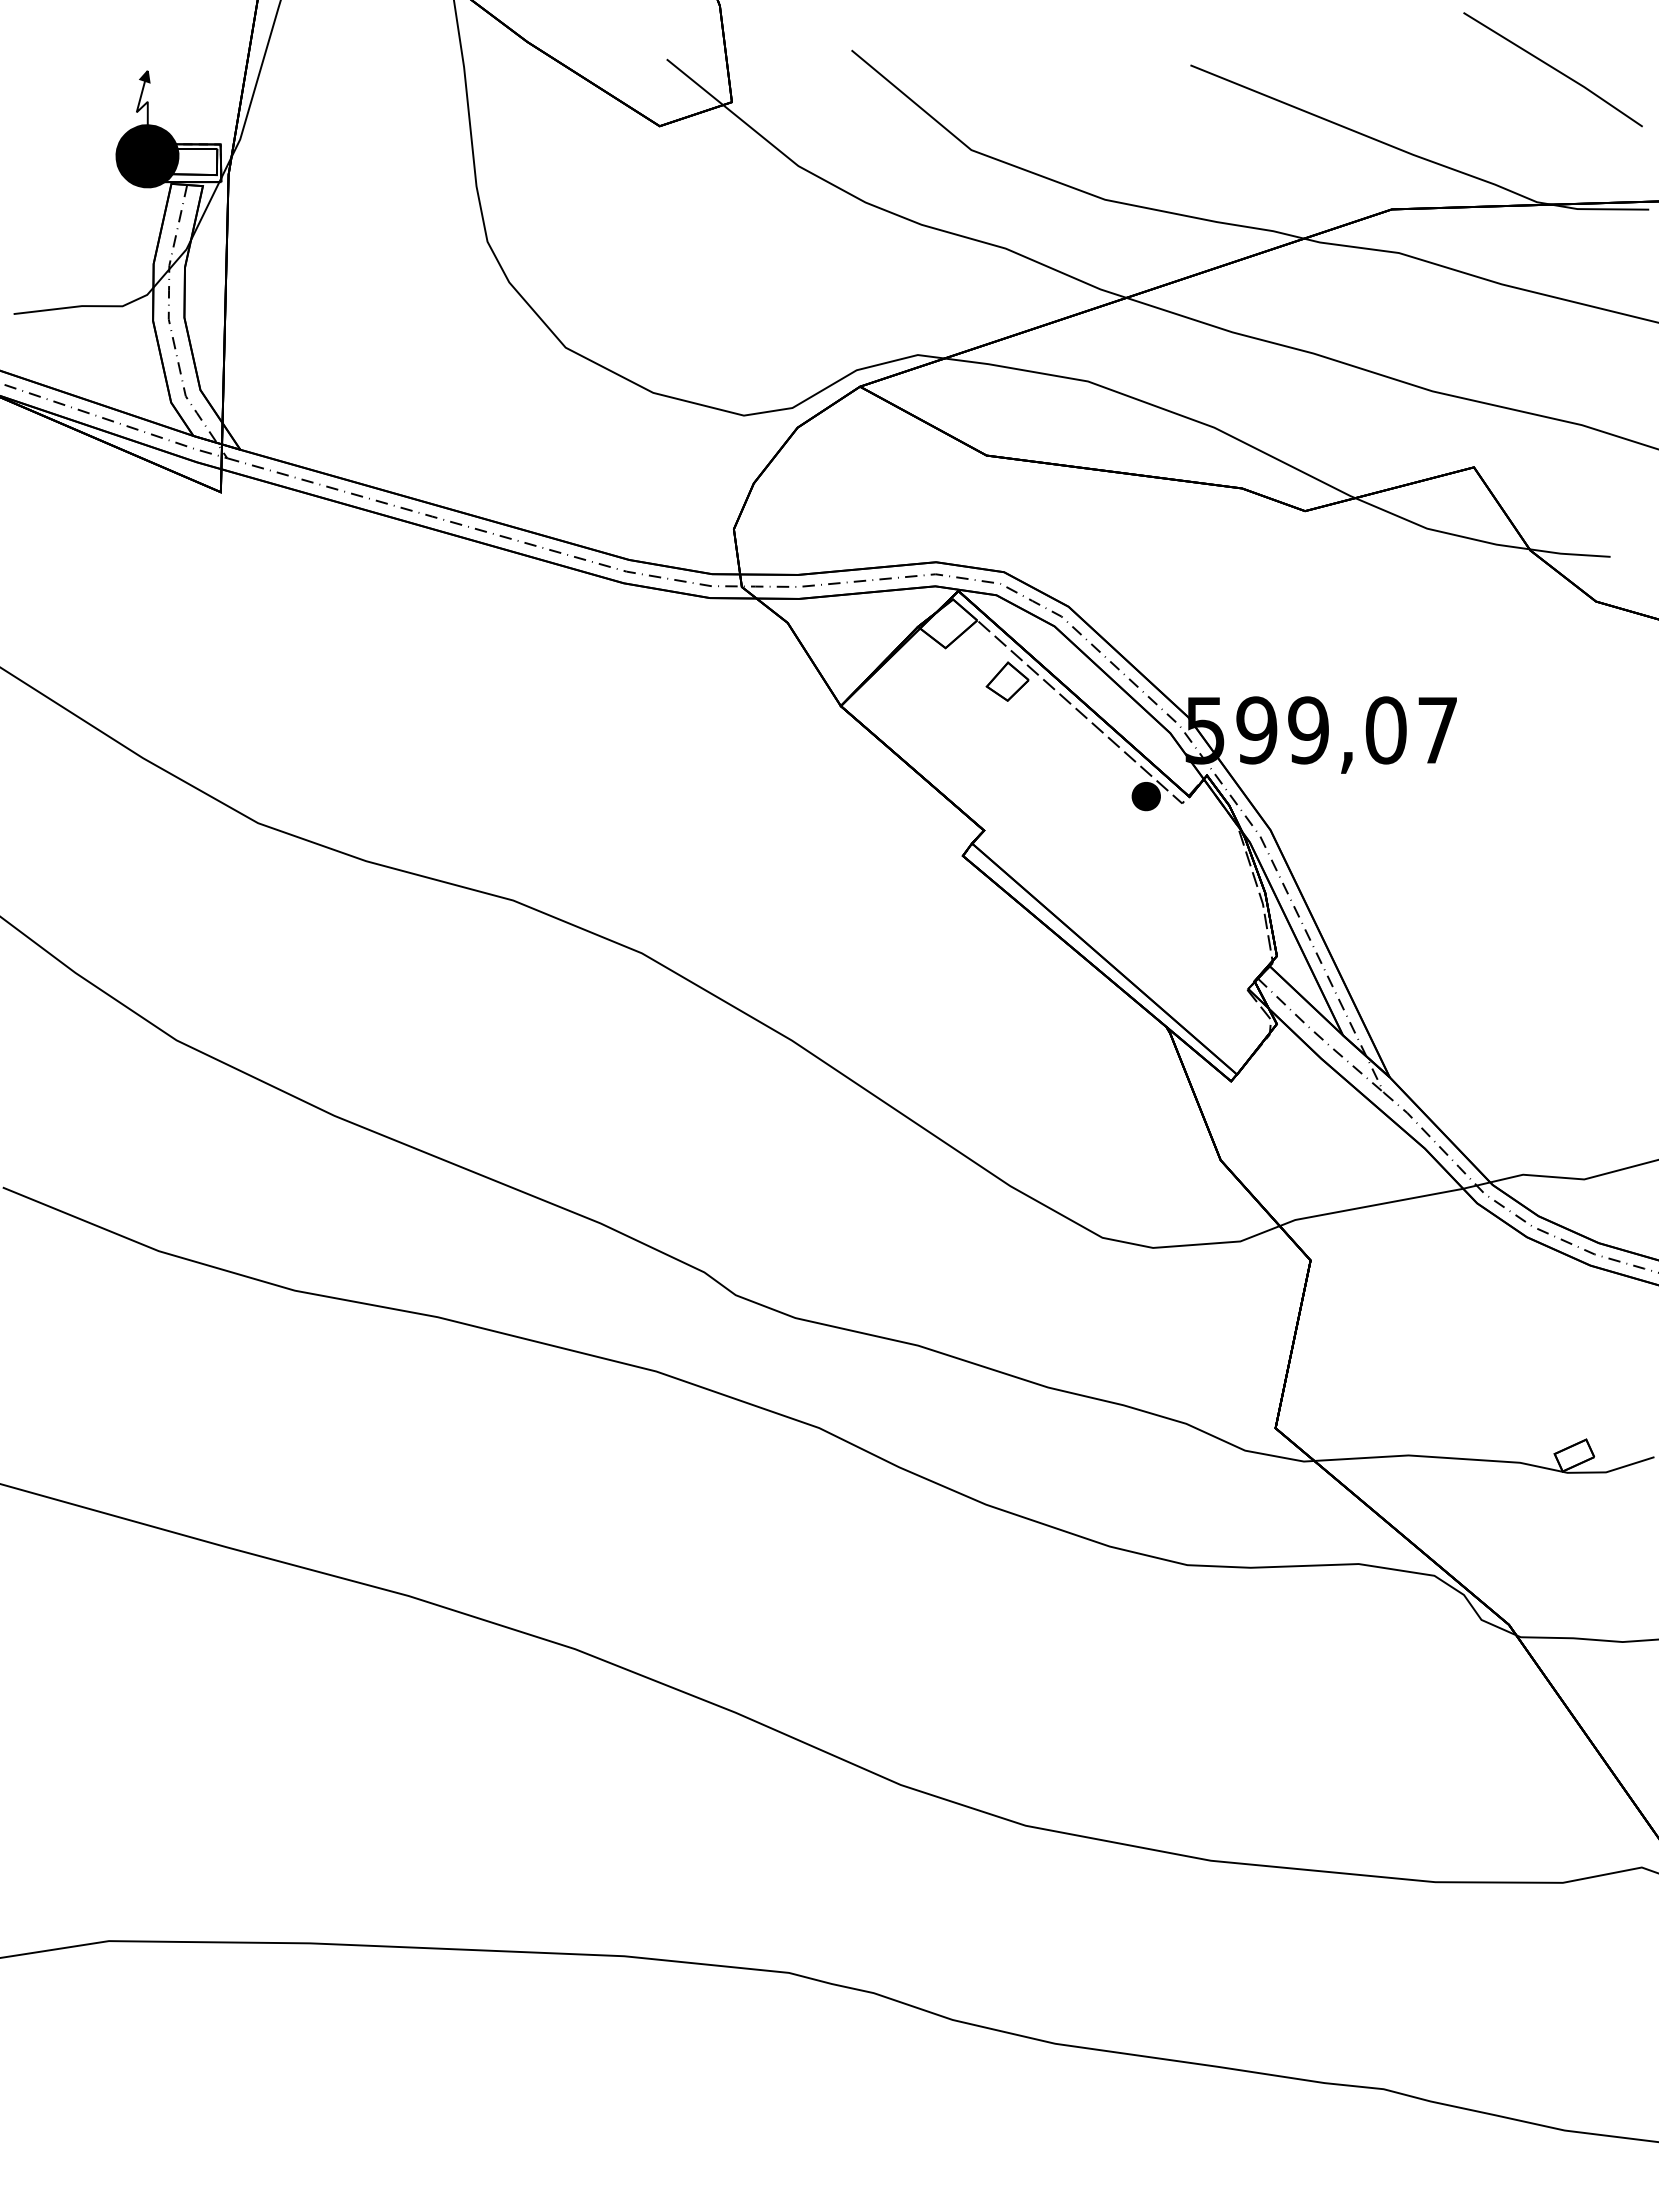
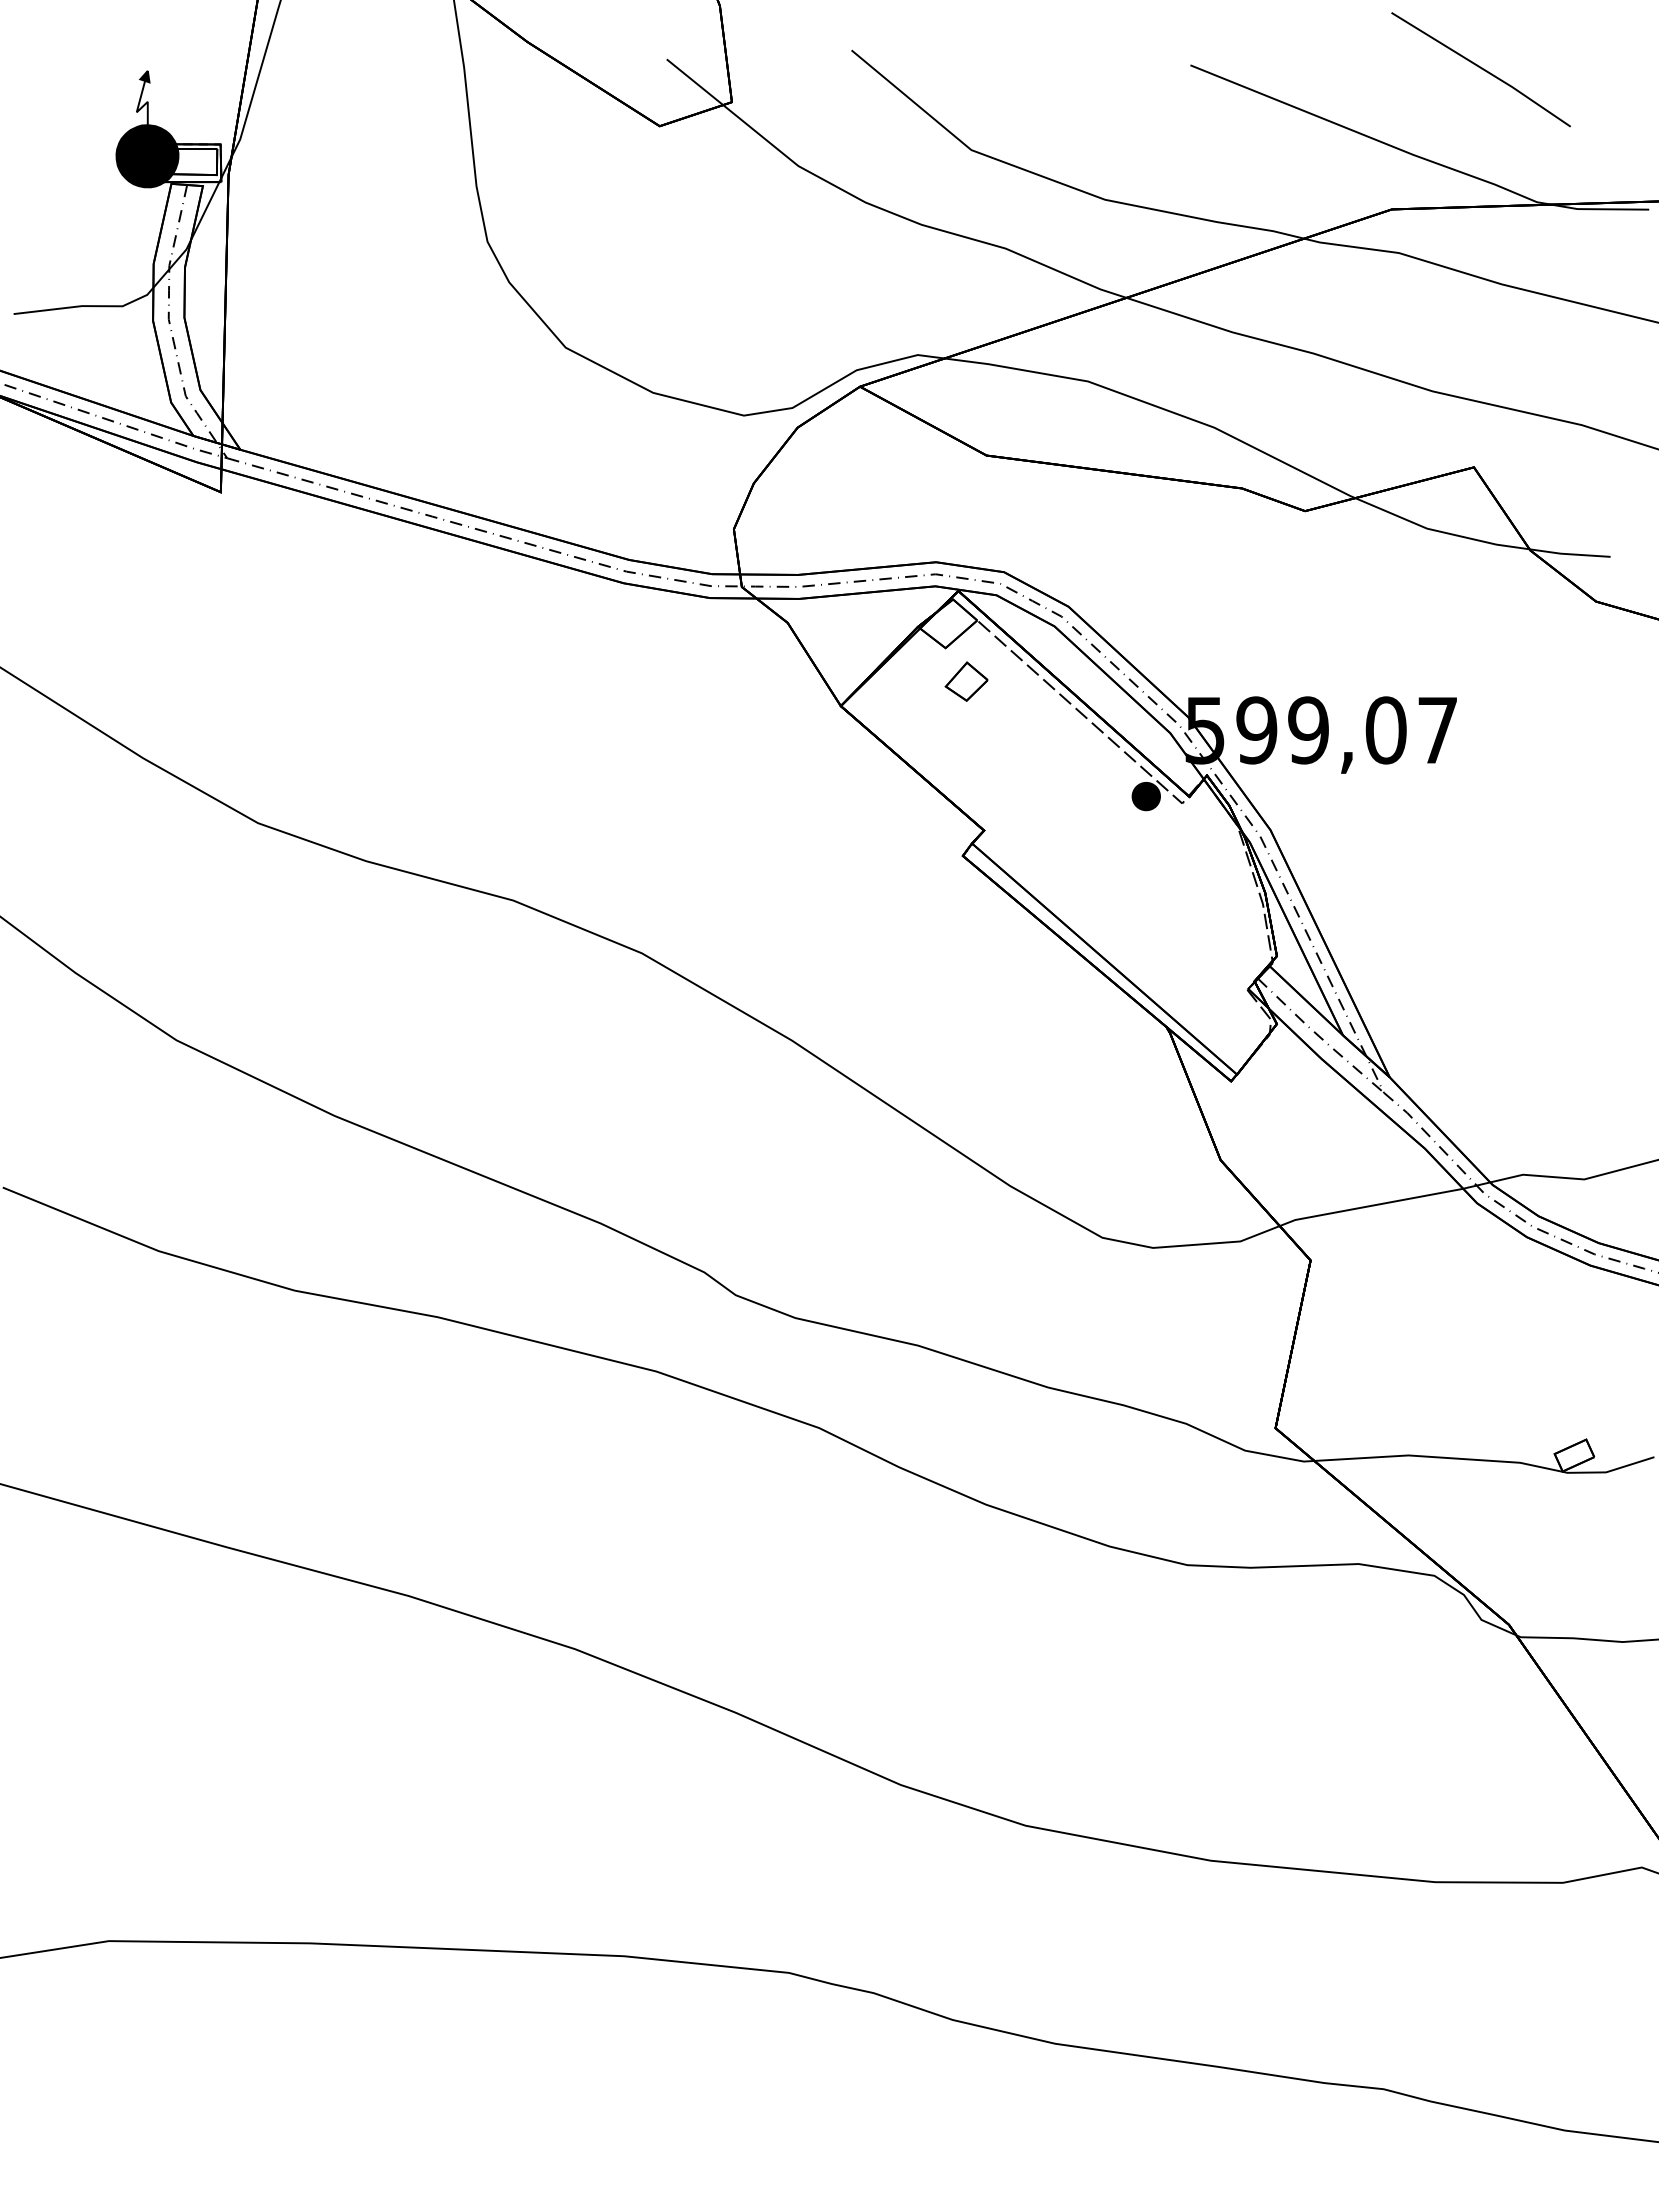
line position: (1552, 68) -> (1480, 68) (1480, 68)
part position: (1007, 681) -> (966, 681) (966, 681)
